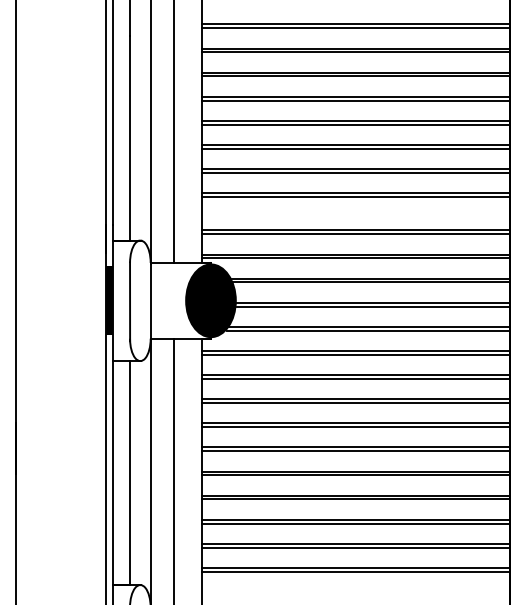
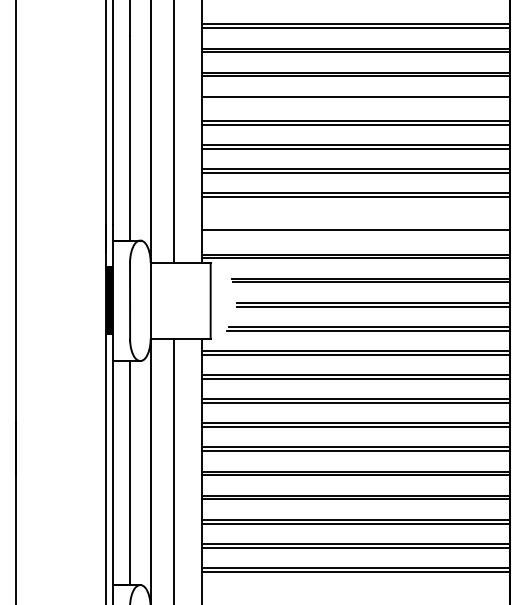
line: present -> none (355, 100)
line: present -> none (355, 234)
fill: present -> none (210, 300)
